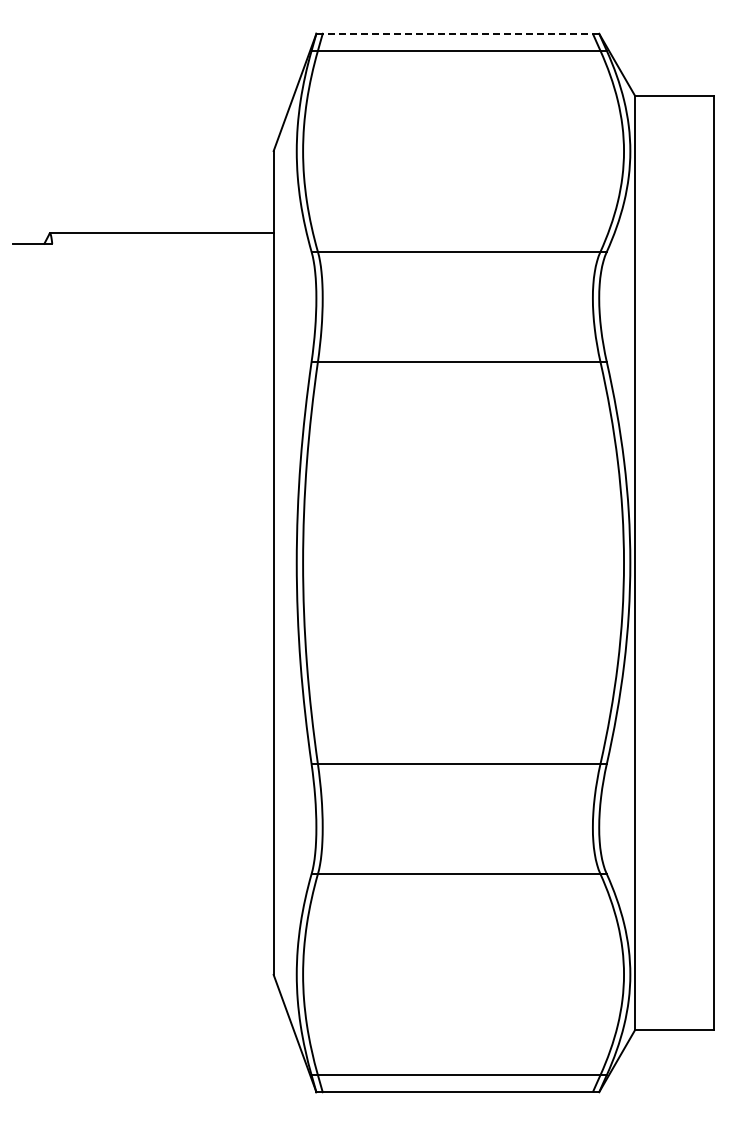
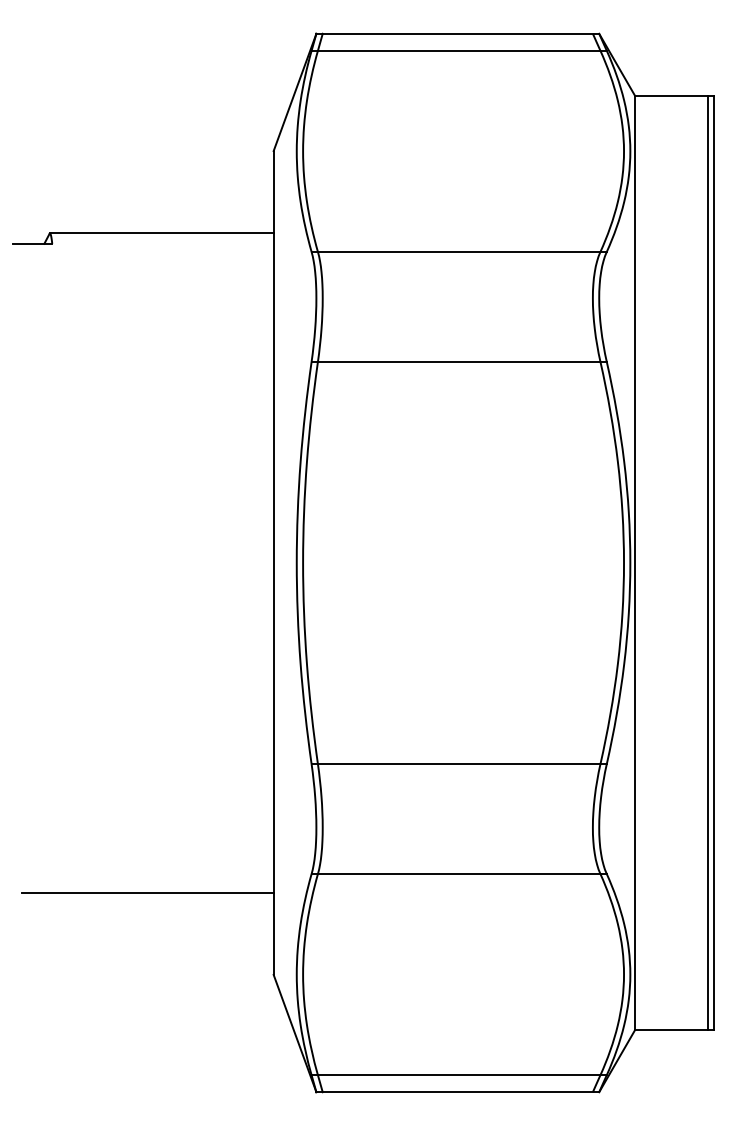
line: dashed -> solid (457, 33)
line: none -> present (707, 562)
line: none -> present (147, 892)
